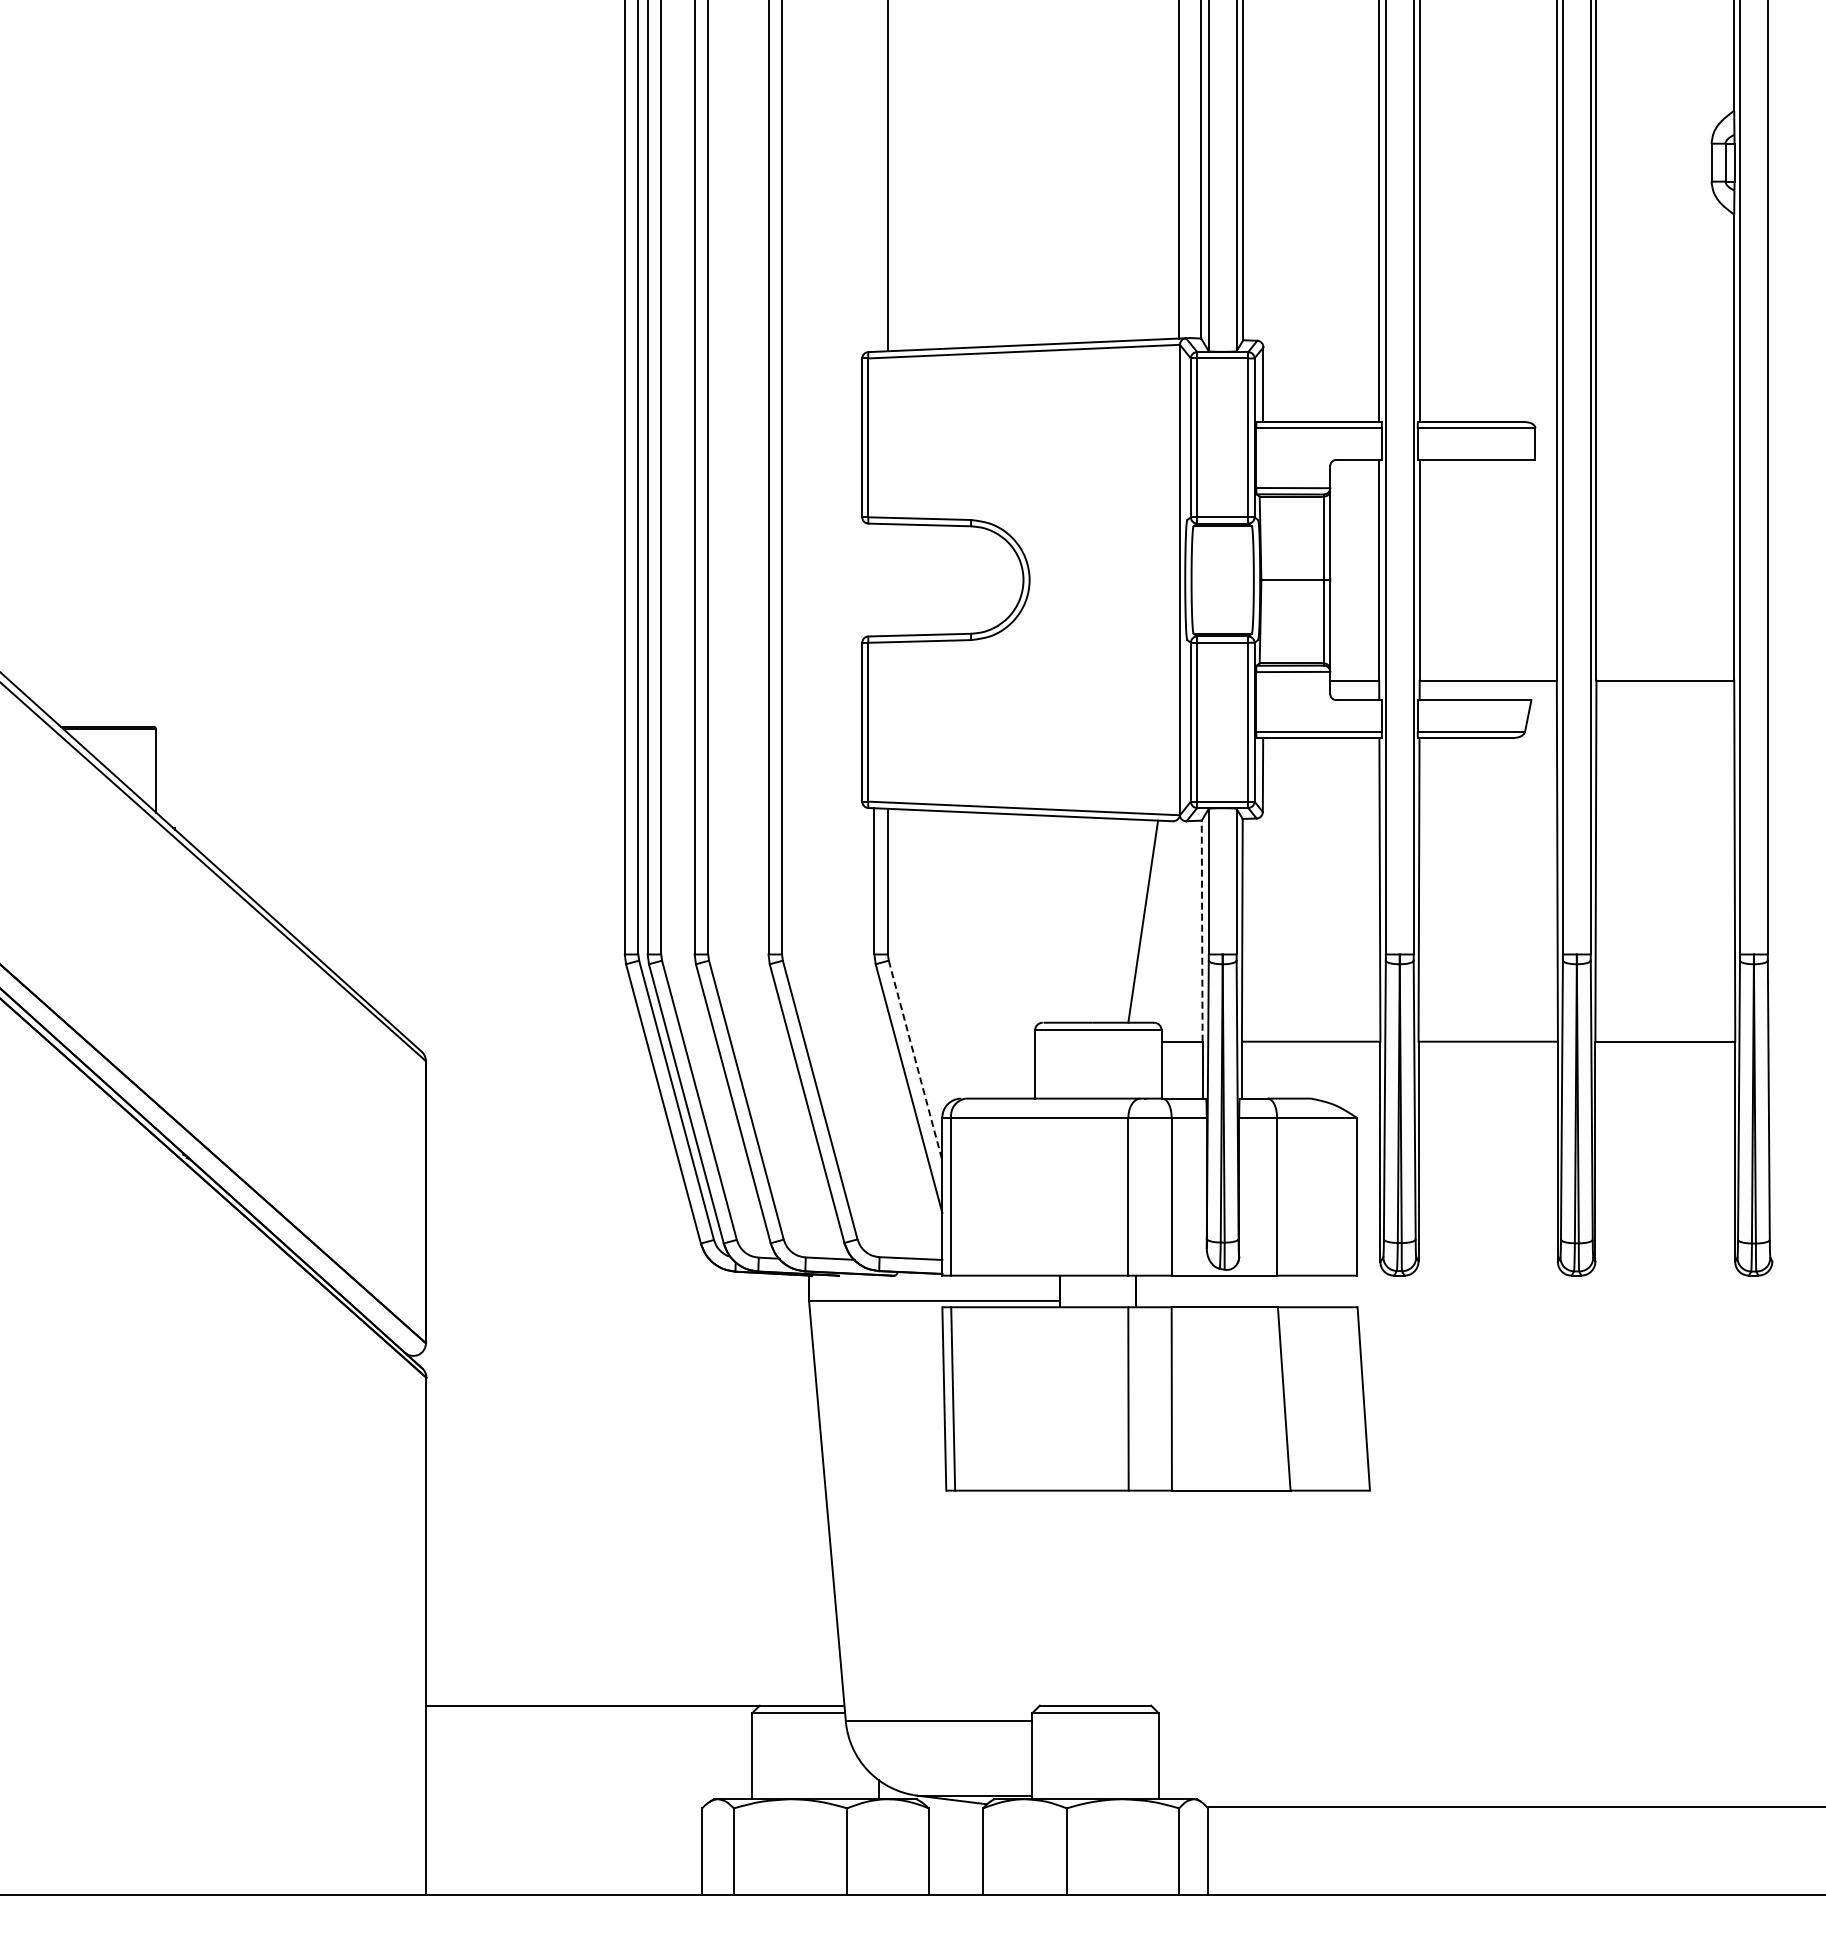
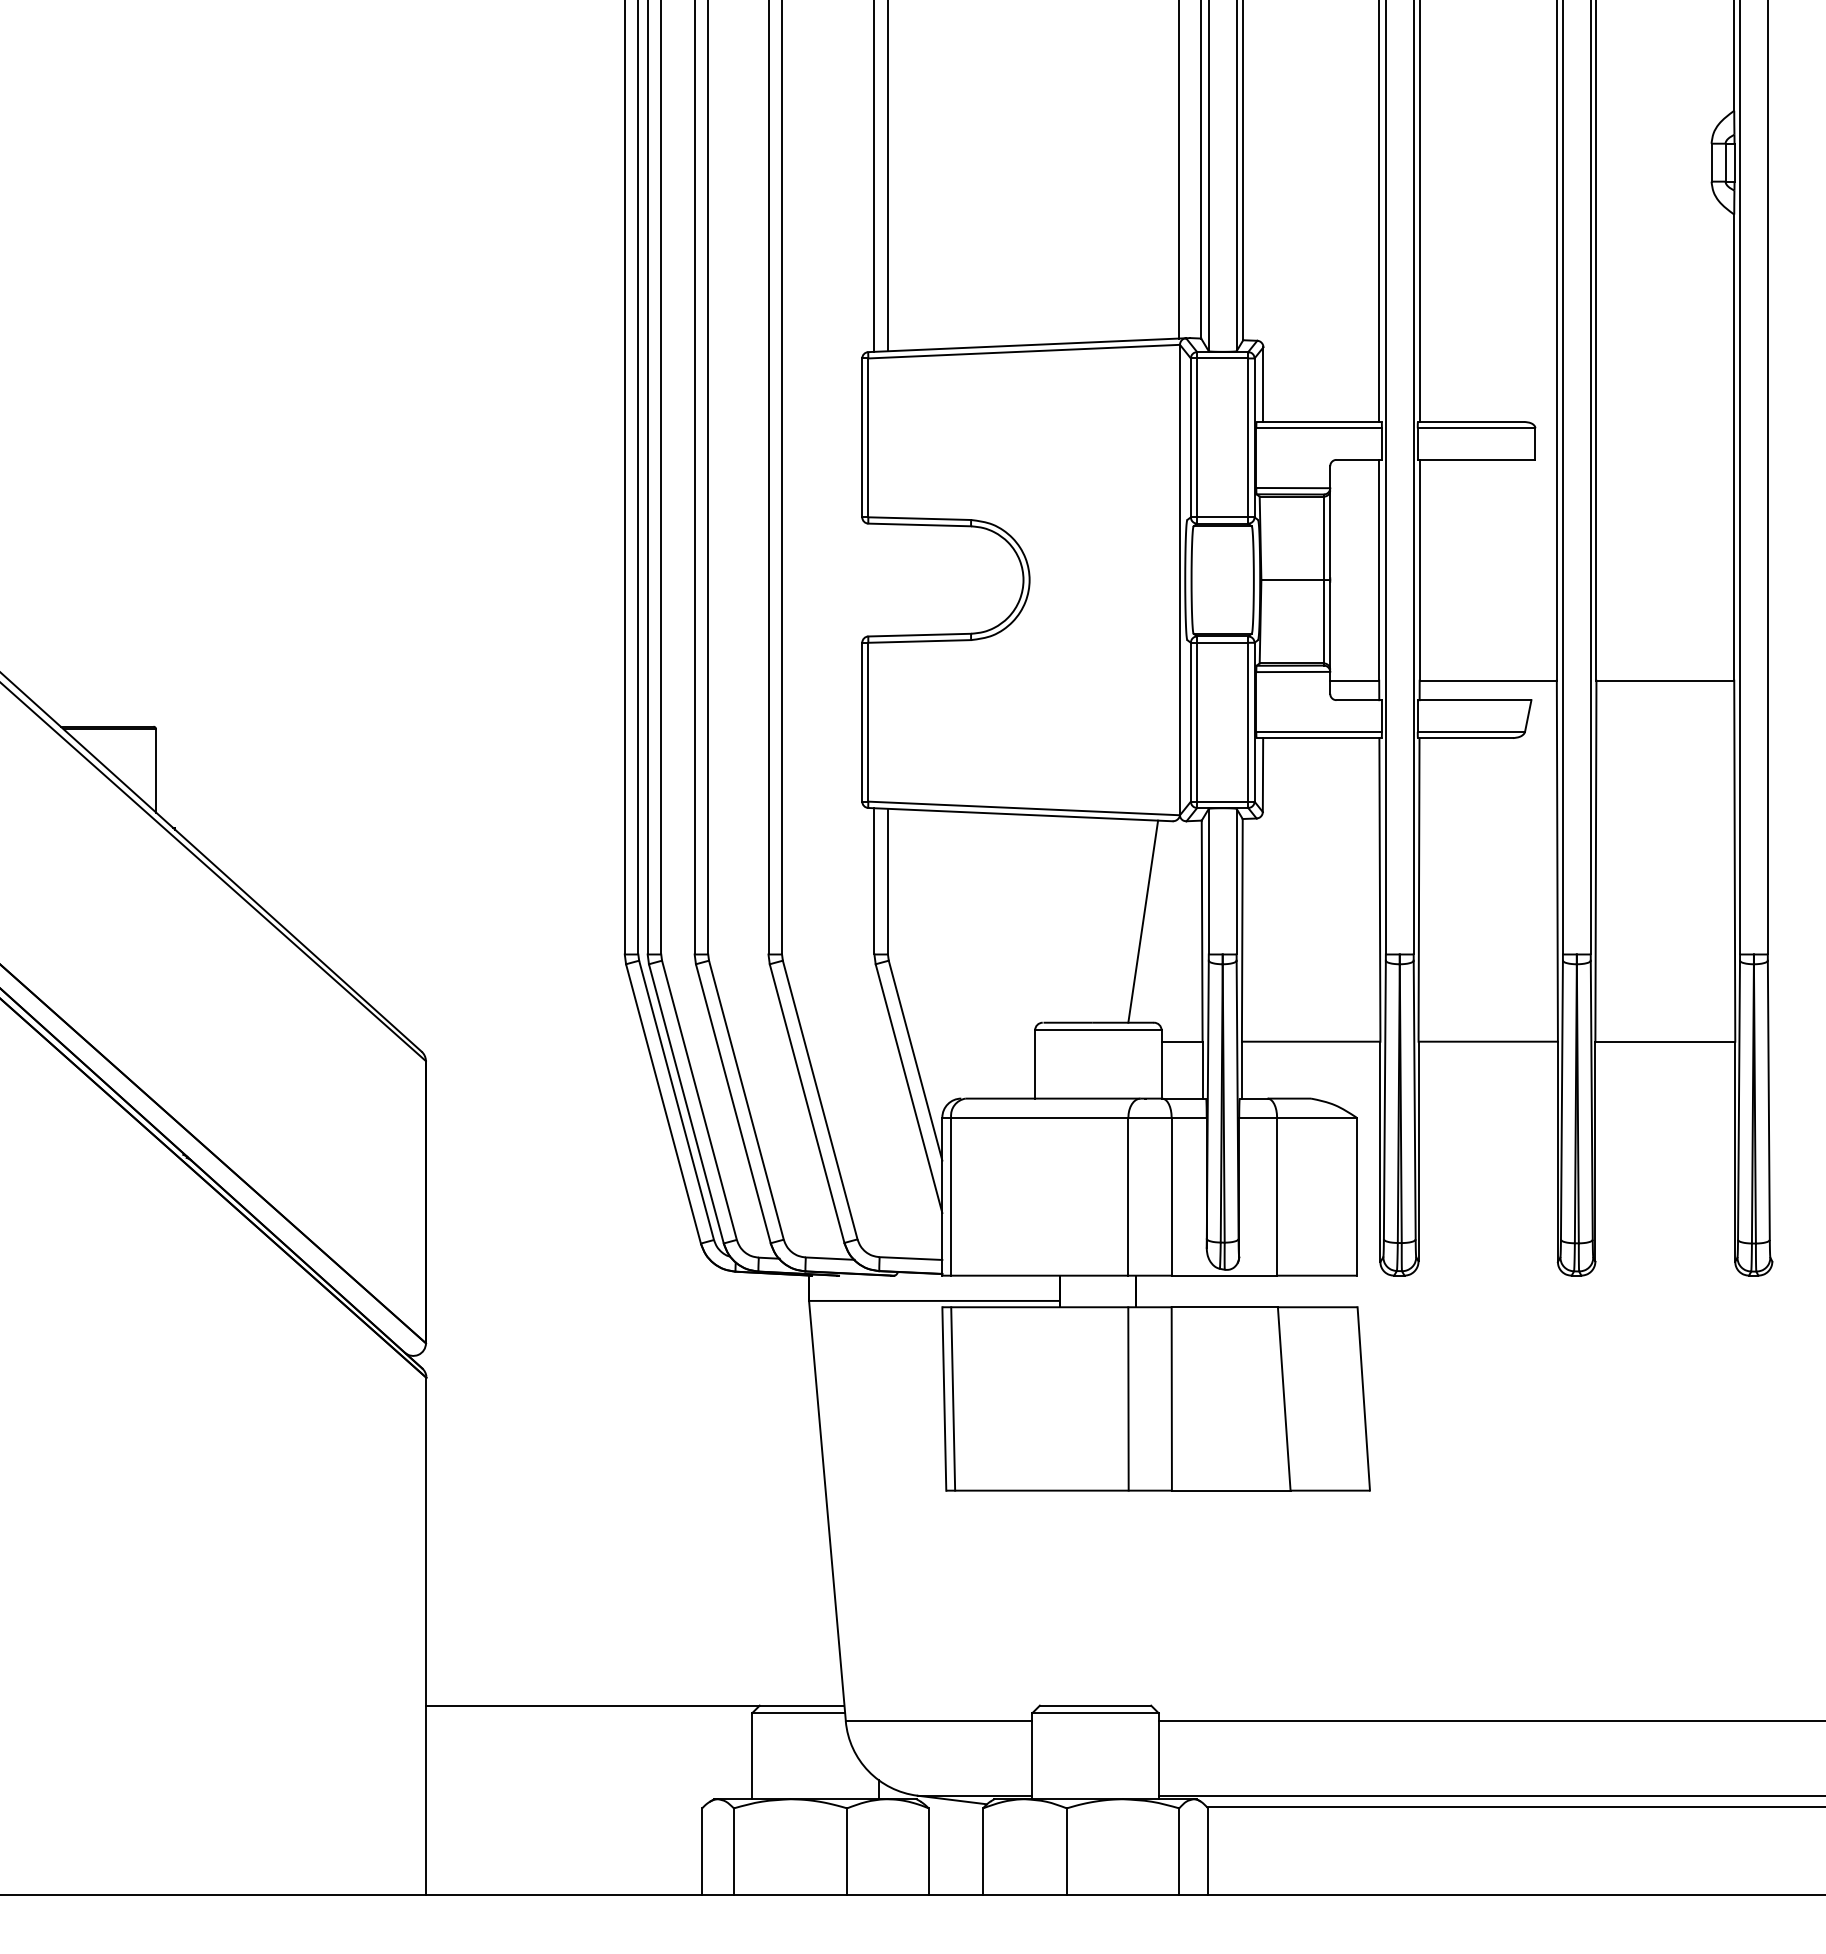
line: none -> present (874, 176)
line: dashed -> solid (1202, 931)
line: dashed -> solid (915, 1061)
line: none -> present (1490, 1721)
line: none -> present (1490, 1795)
